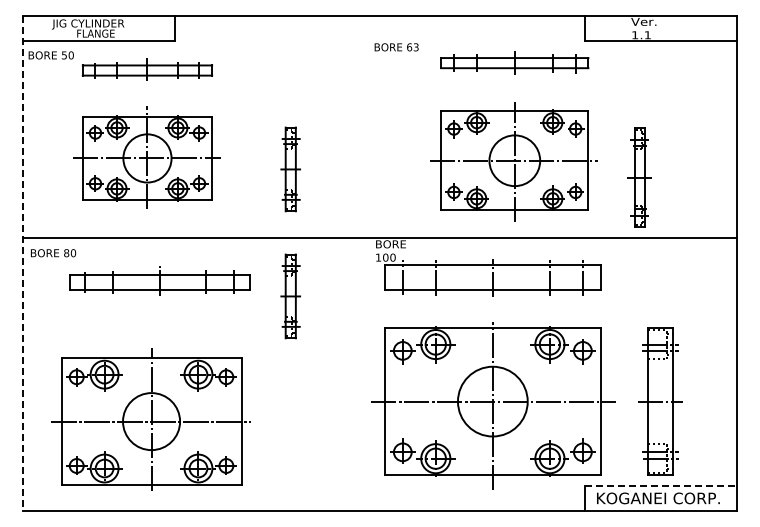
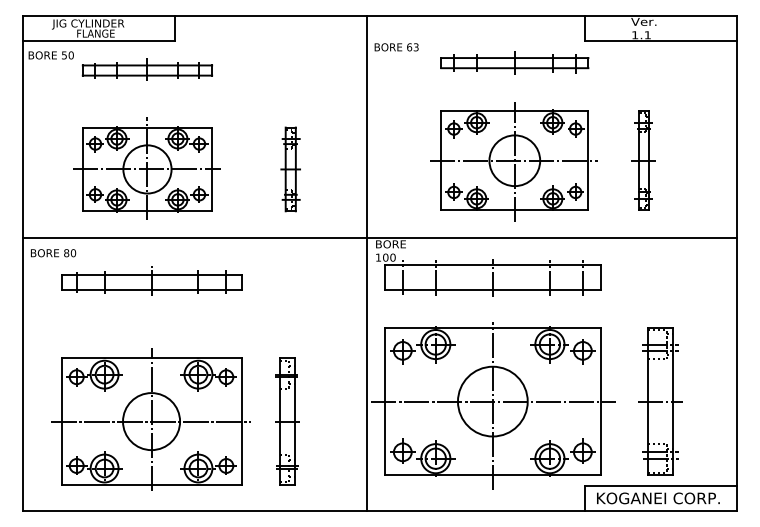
part position: (146, 157) -> (146, 168) (146, 168)
part position: (639, 177) -> (643, 160) (643, 160)
line: dashed -> solid (22, 263)
line: none -> present (367, 263)
part position: (159, 280) -> (151, 280) (151, 280)
part: present -> none (290, 296)
part: none -> present (287, 421)
line: dashed -> solid (661, 485)
